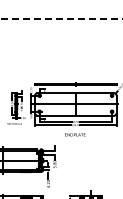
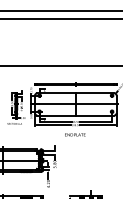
line: none -> present (60, 10)
line: dashed -> solid (61, 19)
line: none -> present (60, 66)
